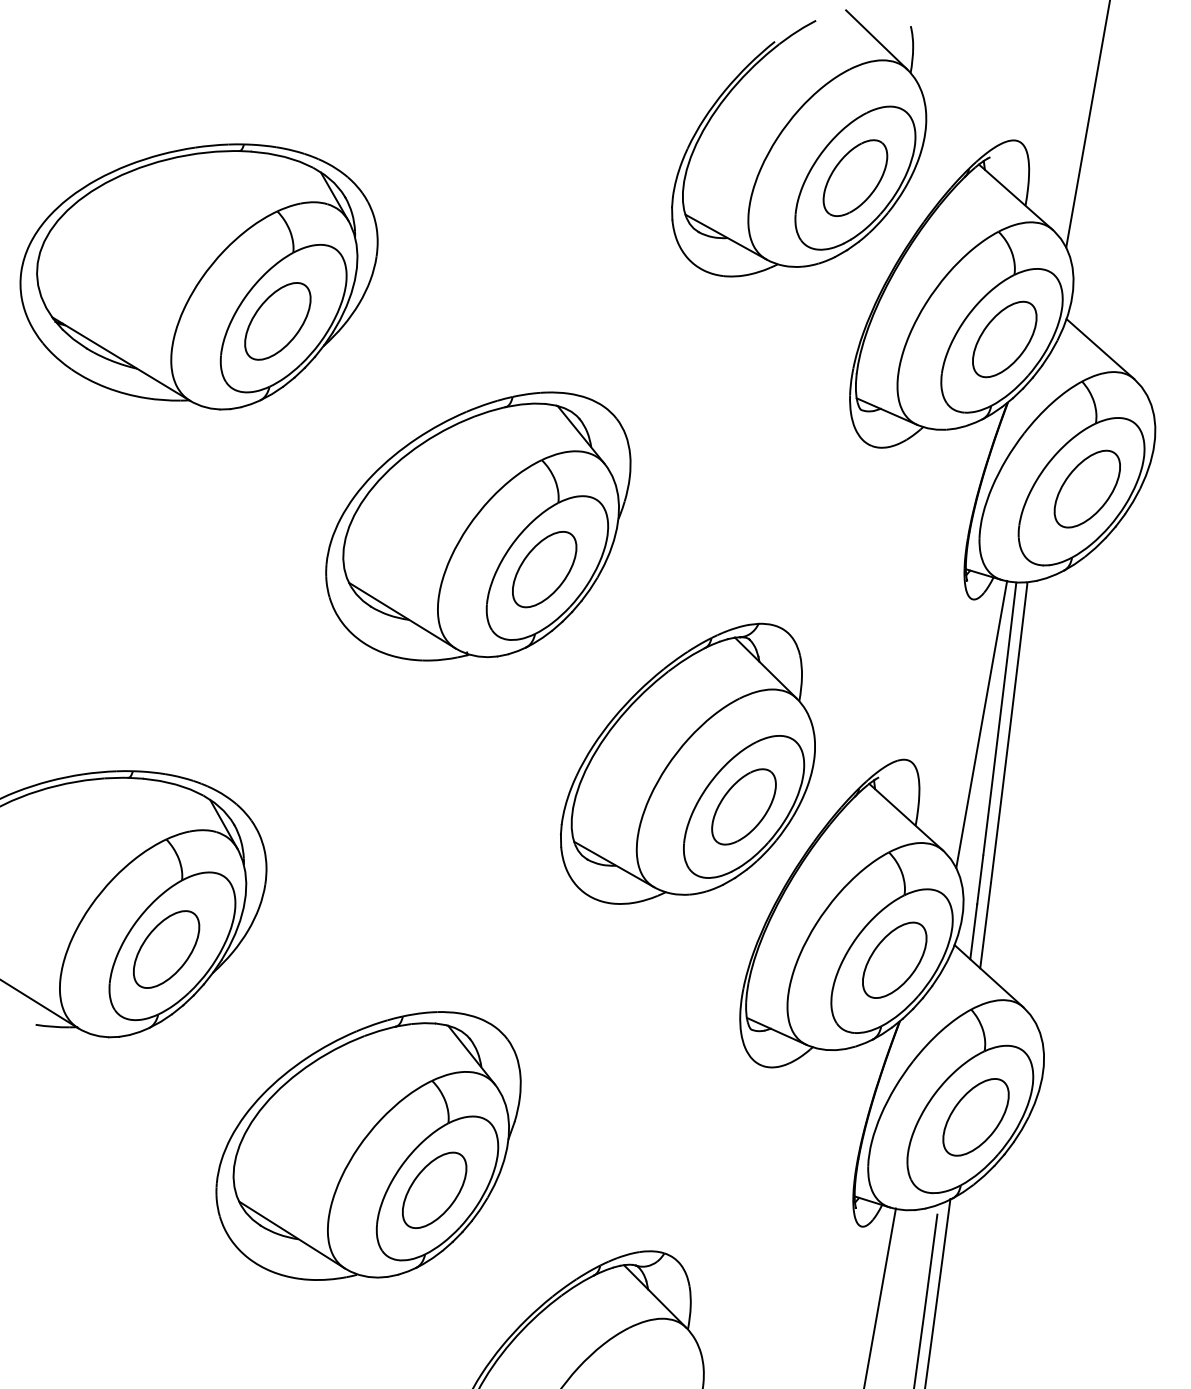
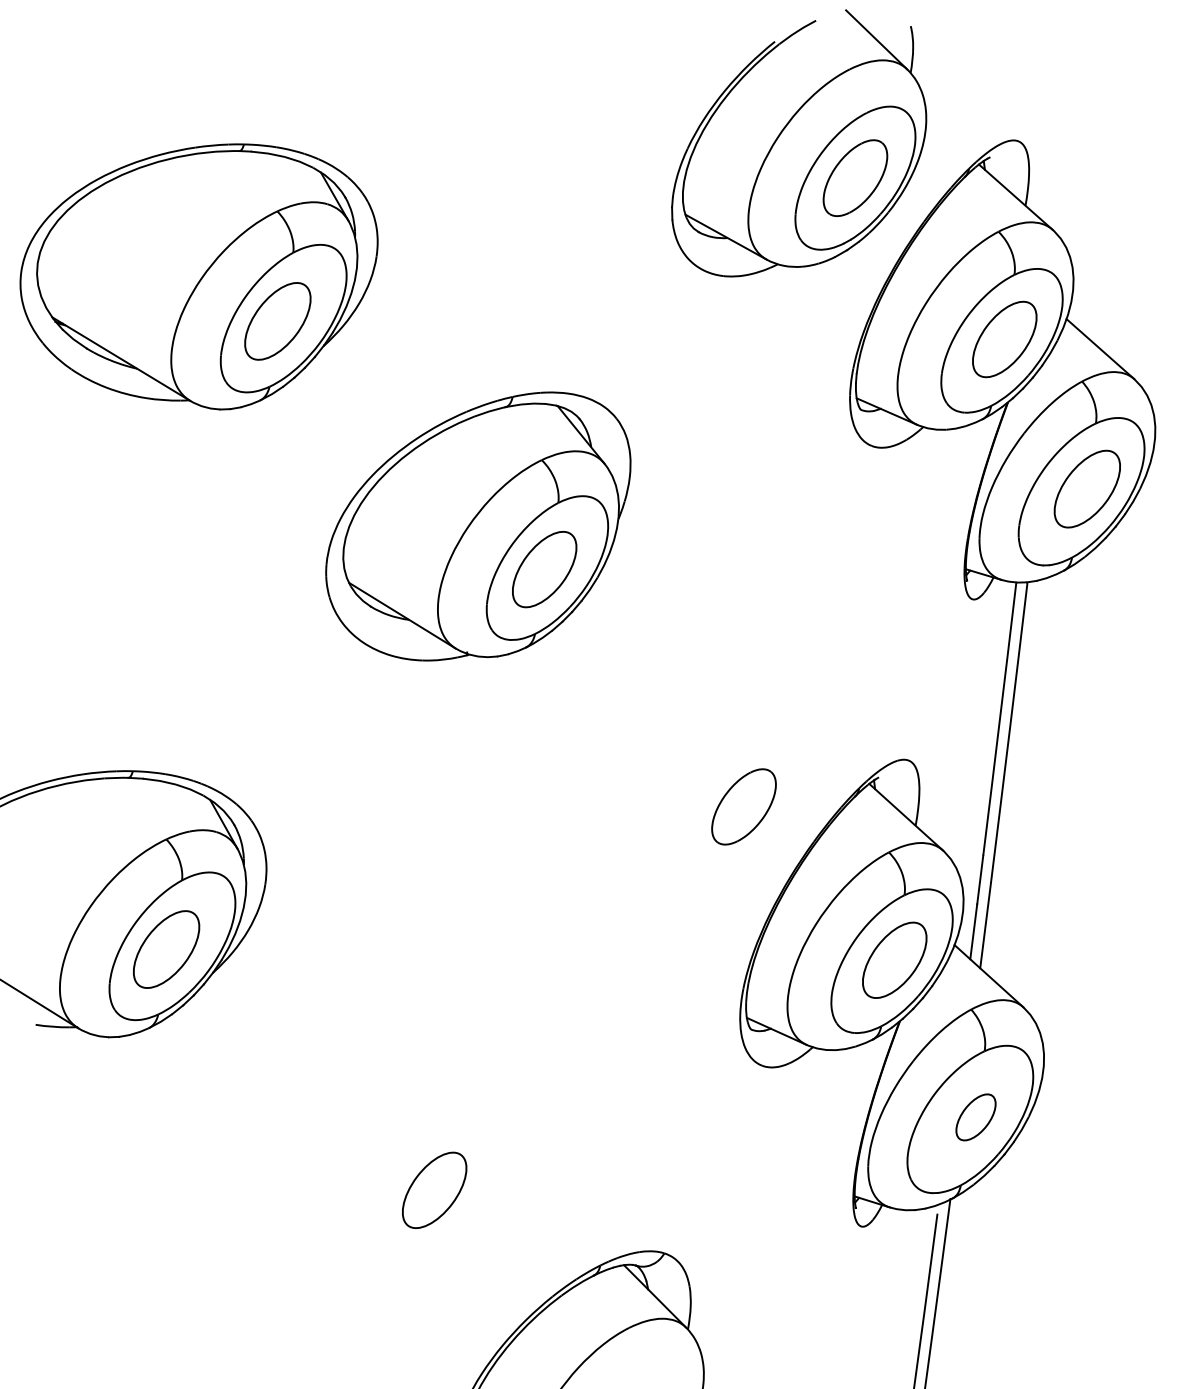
line: present -> none (1087, 124)
line: present -> none (981, 723)
part: present -> none (687, 763)
part size: 68x79 px -> 42x49 px (975, 1117)
part: present -> none (368, 1145)
line: present -> none (879, 1296)
